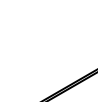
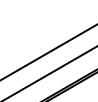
line: none -> present (48, 52)
line: none -> present (50, 72)
